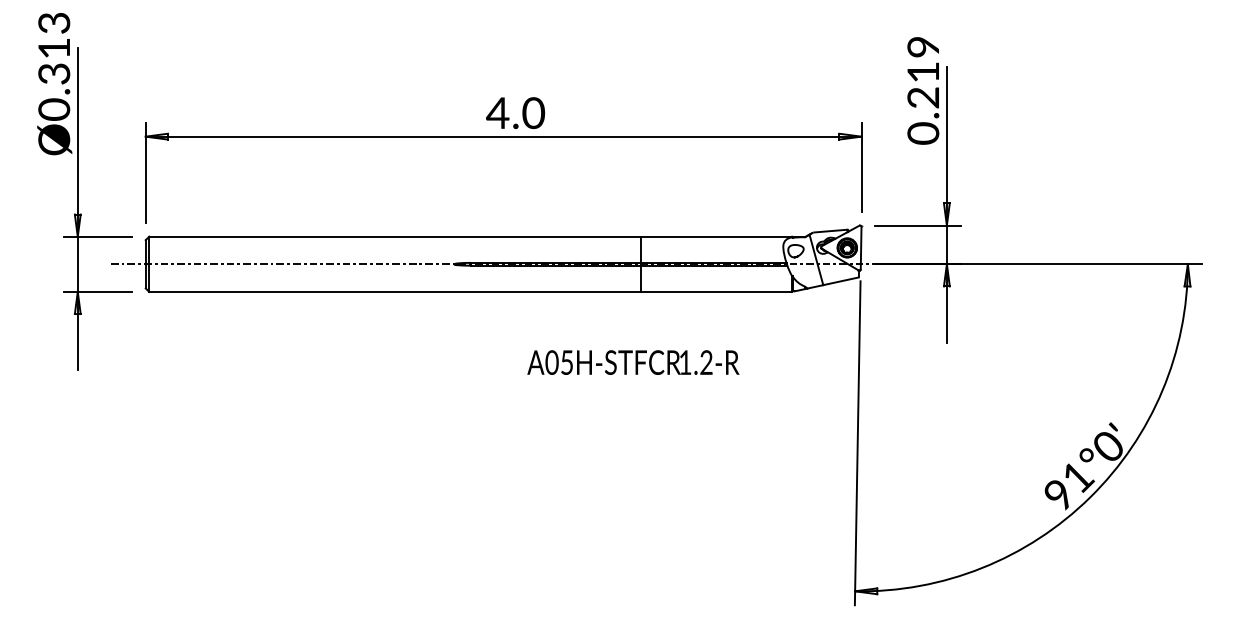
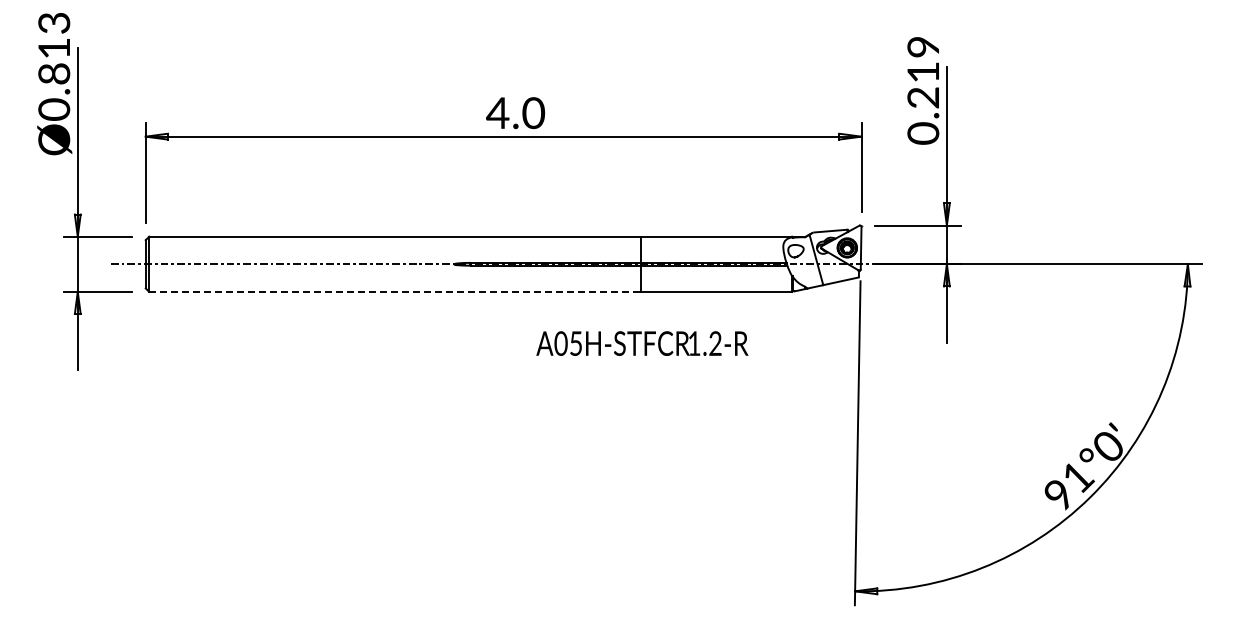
text: Ø0.313 -> Ø0.813 (53, 73)
line: solid -> dashed (394, 291)
text position: (633, 362) -> (642, 343) (642, 343)
